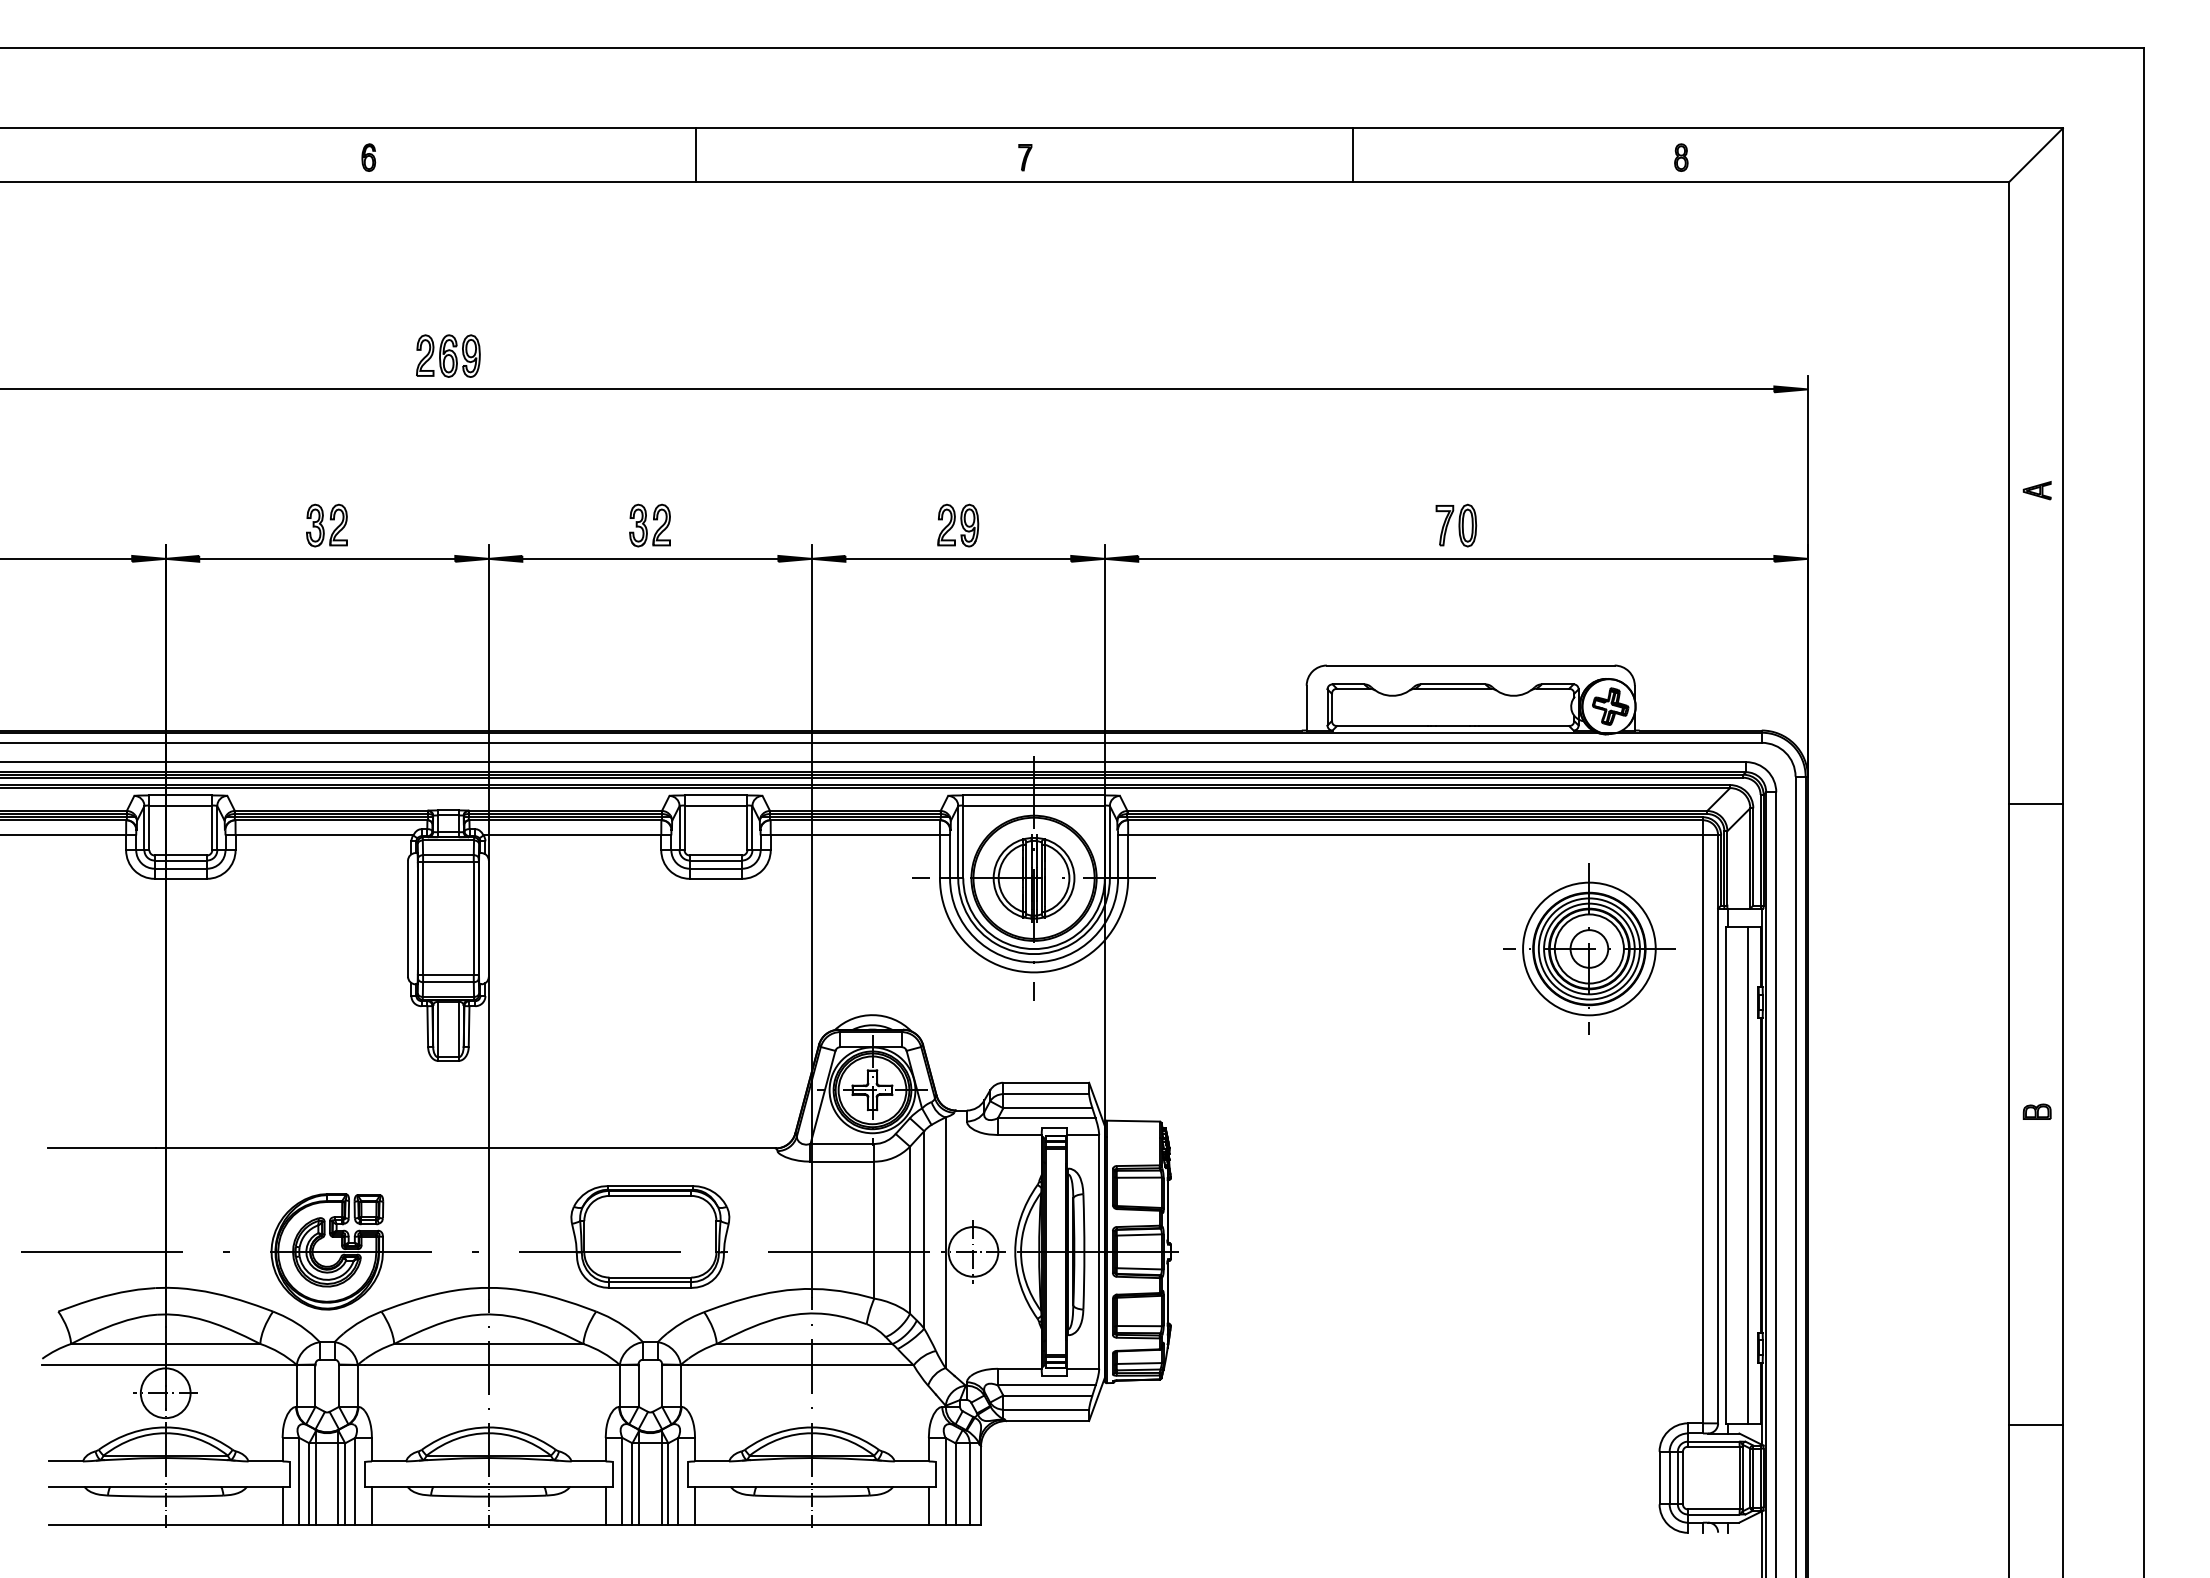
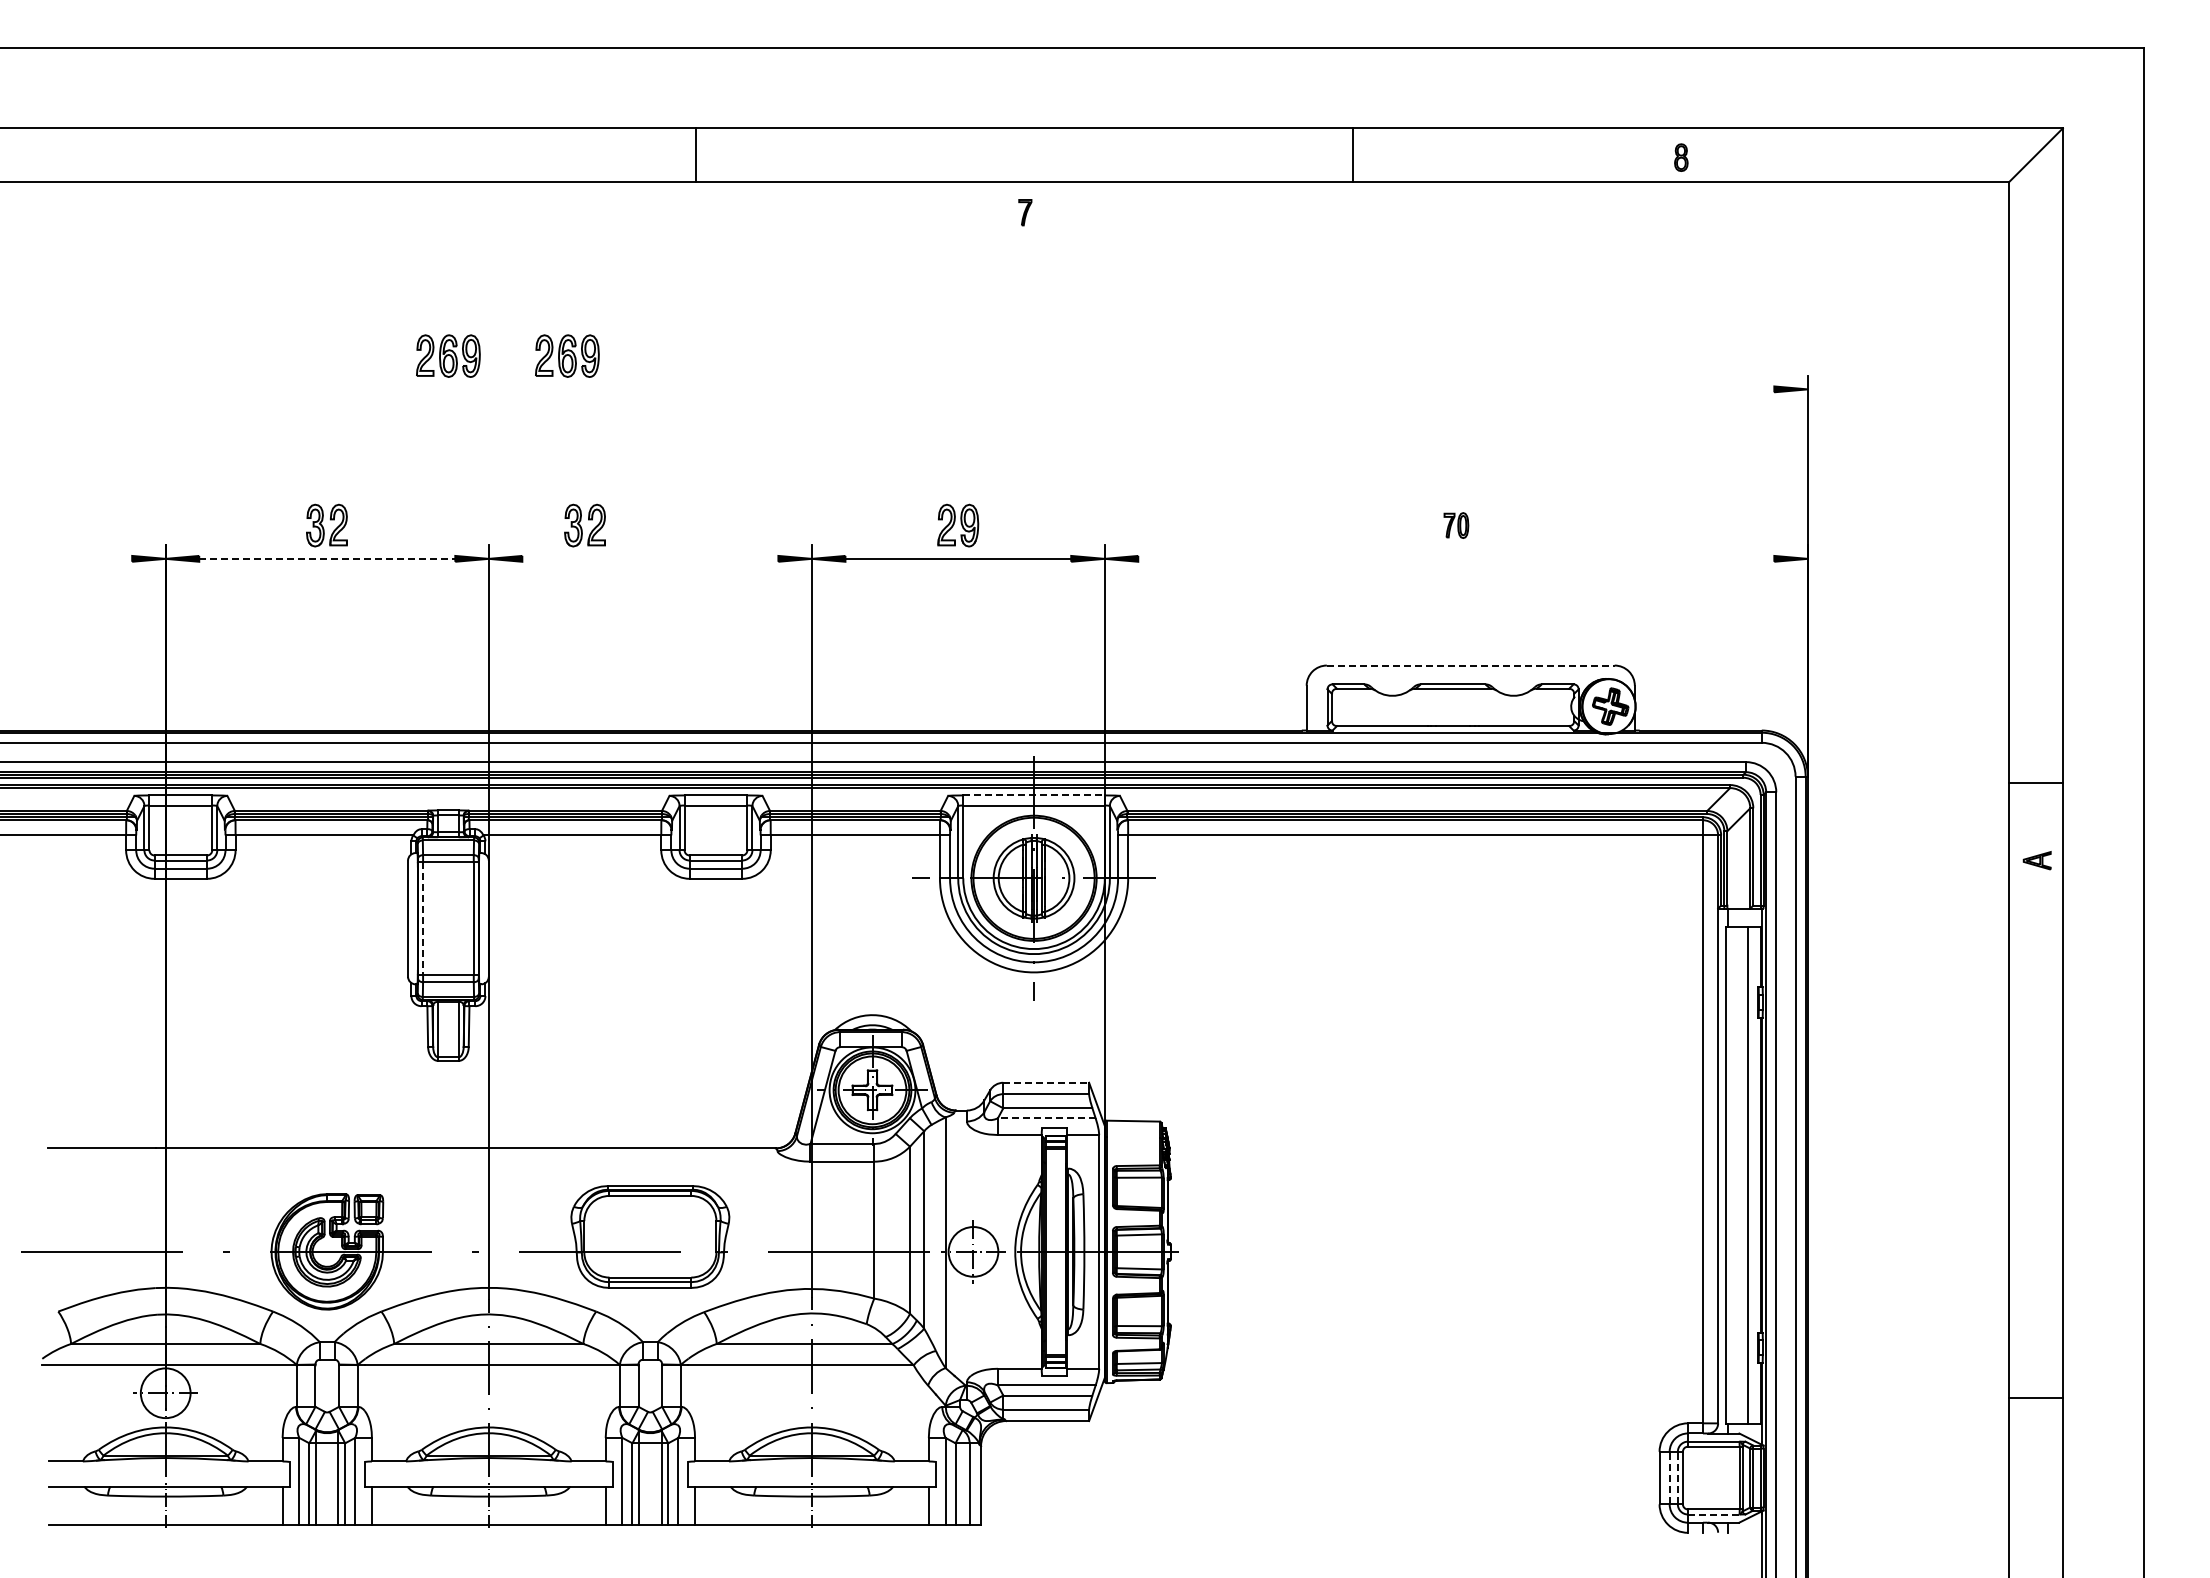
part: present -> none (368, 157)
part position: (1025, 157) -> (1025, 212) (1025, 212)
part: none -> present (567, 355)
line: present -> none (888, 389)
part position: (2036, 490) -> (2036, 860) (2036, 860)
part position: (649, 525) -> (584, 525) (584, 525)
part size: 43x45 px -> 27x27 px (1456, 525)
line: present -> none (67, 558)
line: solid -> dashed (327, 558)
line: present -> none (650, 558)
line: present -> none (1456, 558)
line: solid -> dashed (1470, 665)
line: solid -> dashed (1034, 795)
line position: (2035, 803) -> (2035, 782) (2035, 782)
line: solid -> dashed (423, 919)
part: present -> none (1589, 948)
line: solid -> dashed (1046, 1082)
part: present -> none (2036, 1111)
line: solid -> dashed (1046, 1118)
line position: (2035, 1425) -> (2035, 1398) (2035, 1398)
line: solid -> dashed (1669, 1477)
line: solid -> dashed (1677, 1477)
line: solid -> dashed (1713, 1514)
